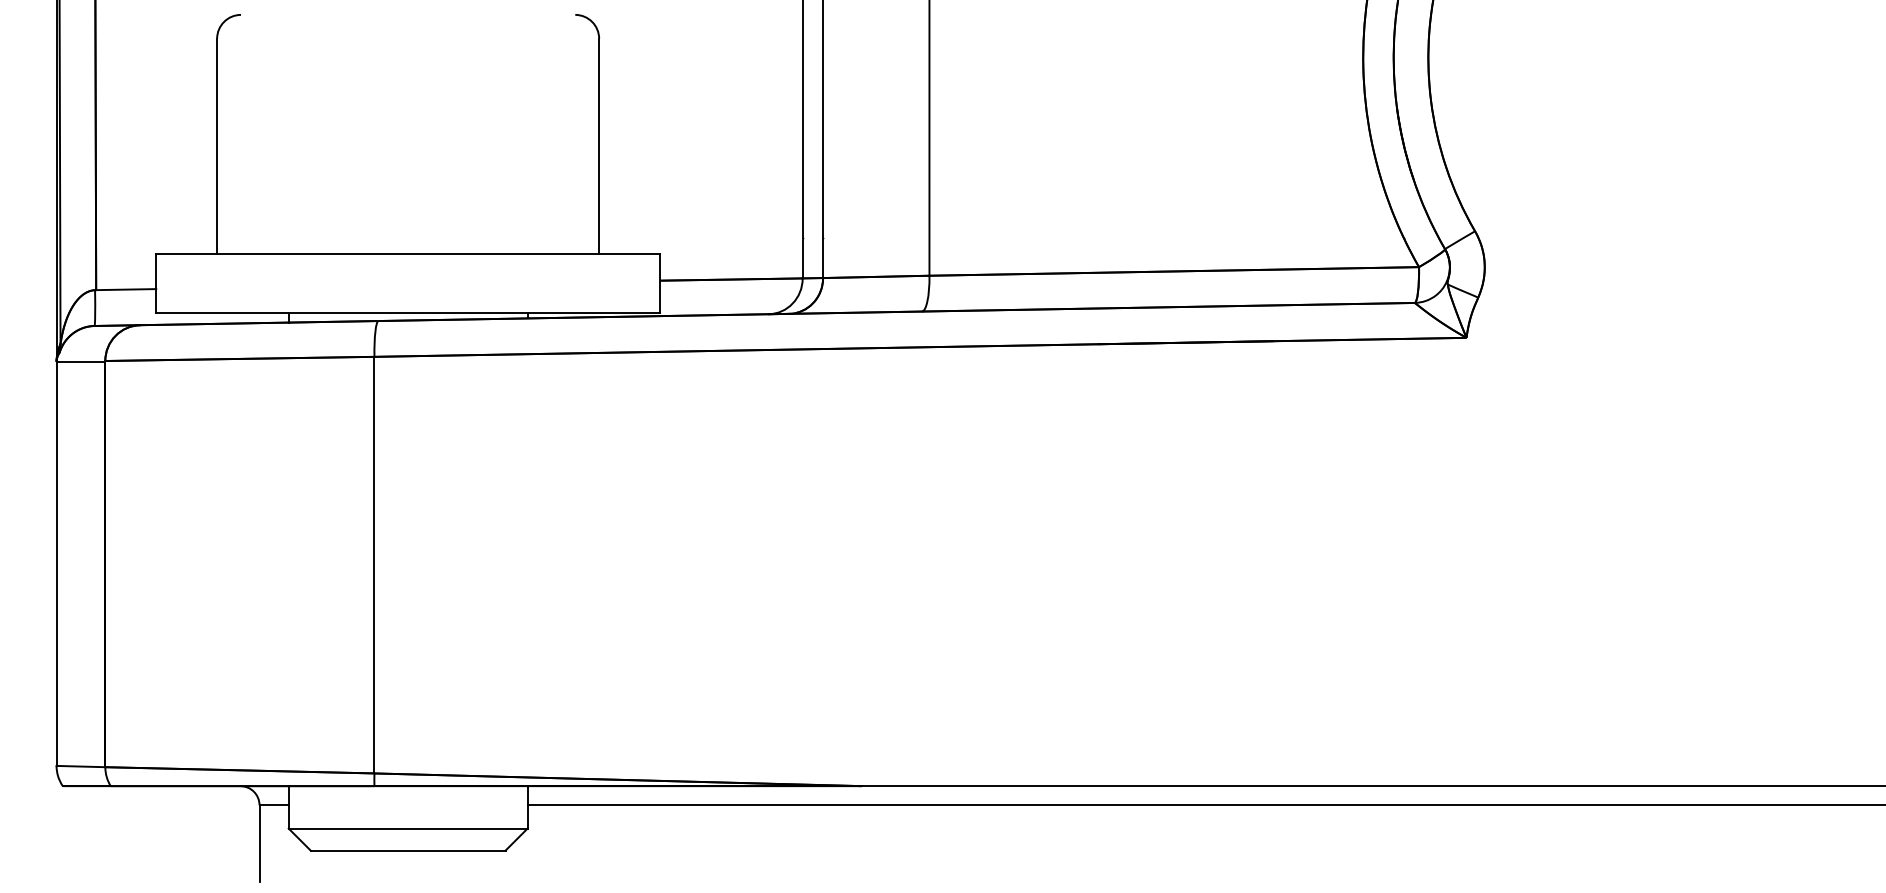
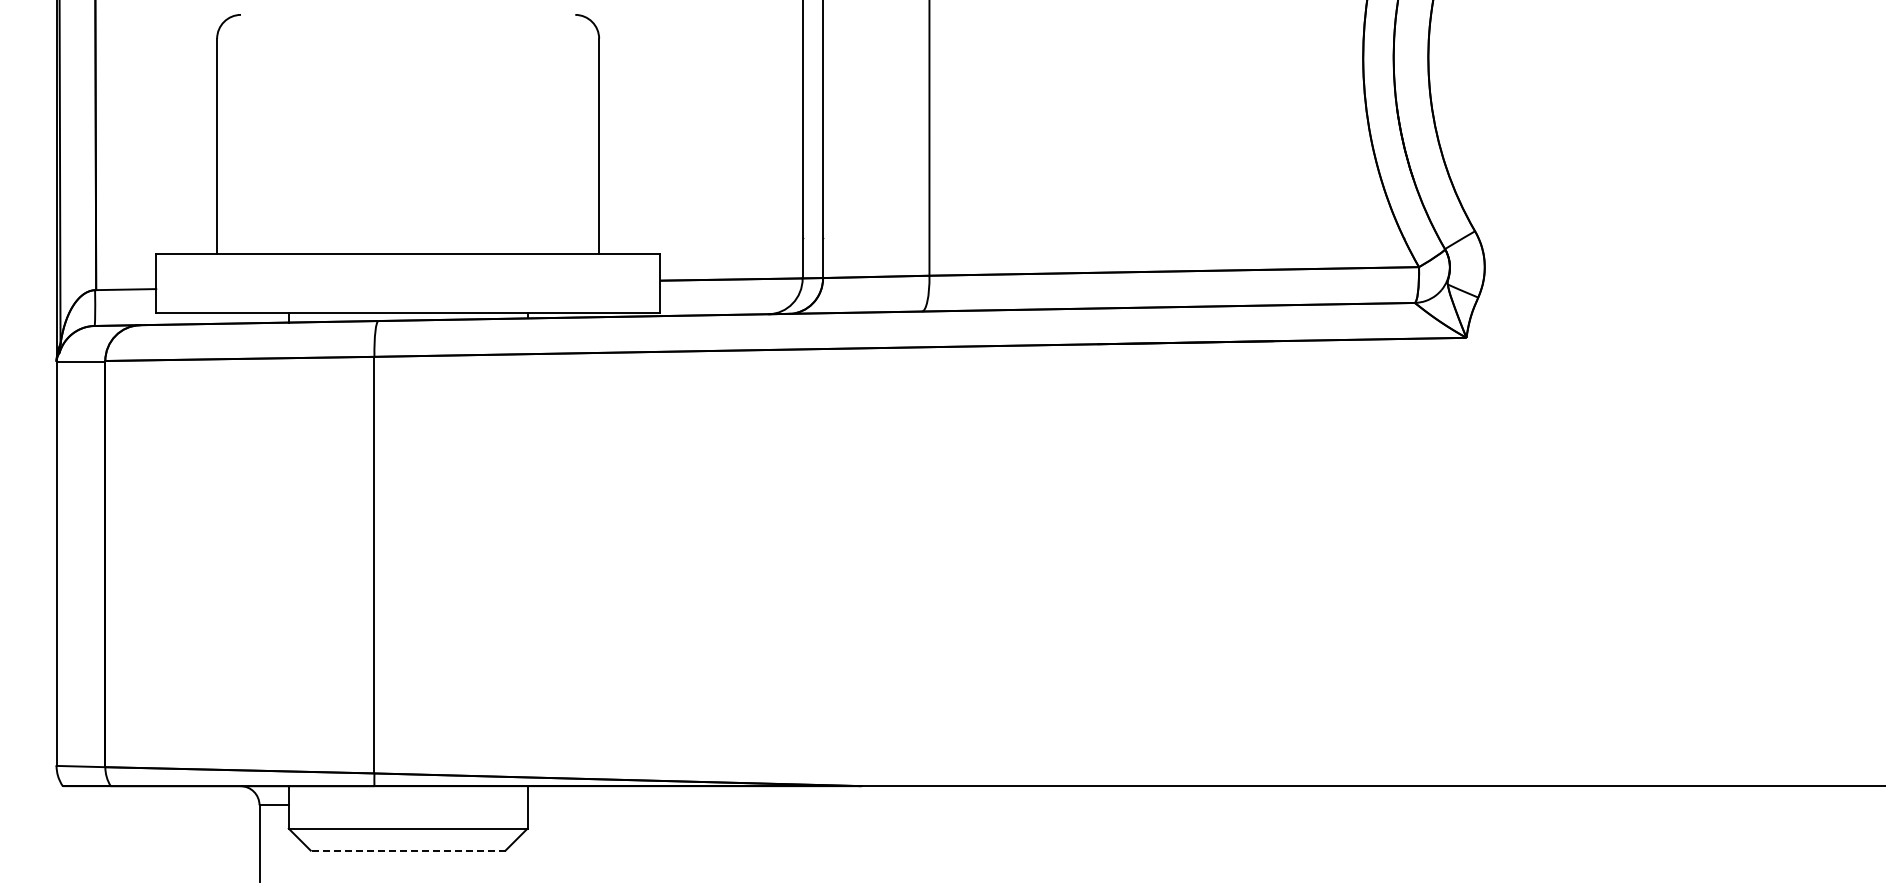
line: present -> none (1204, 805)
line: solid -> dashed (407, 850)
